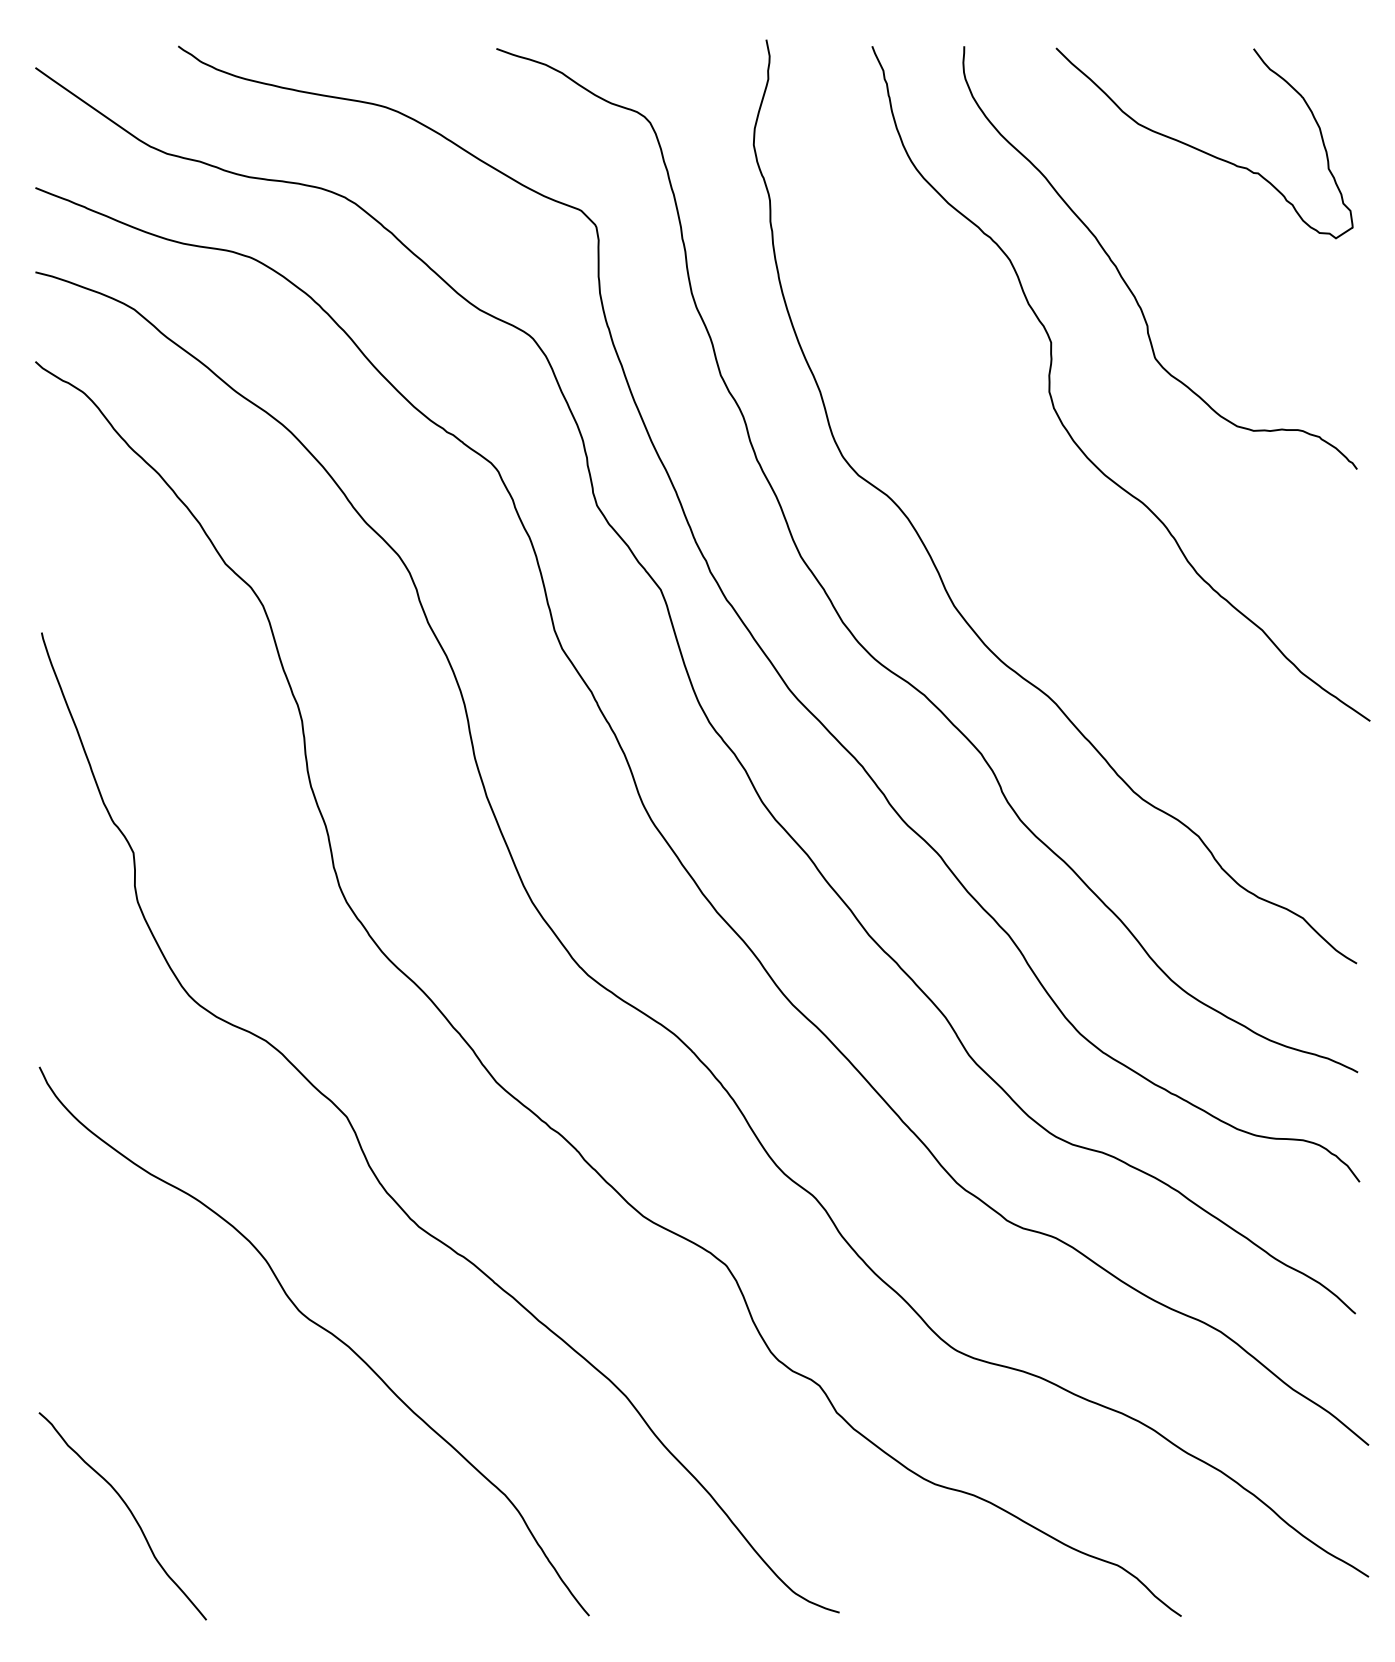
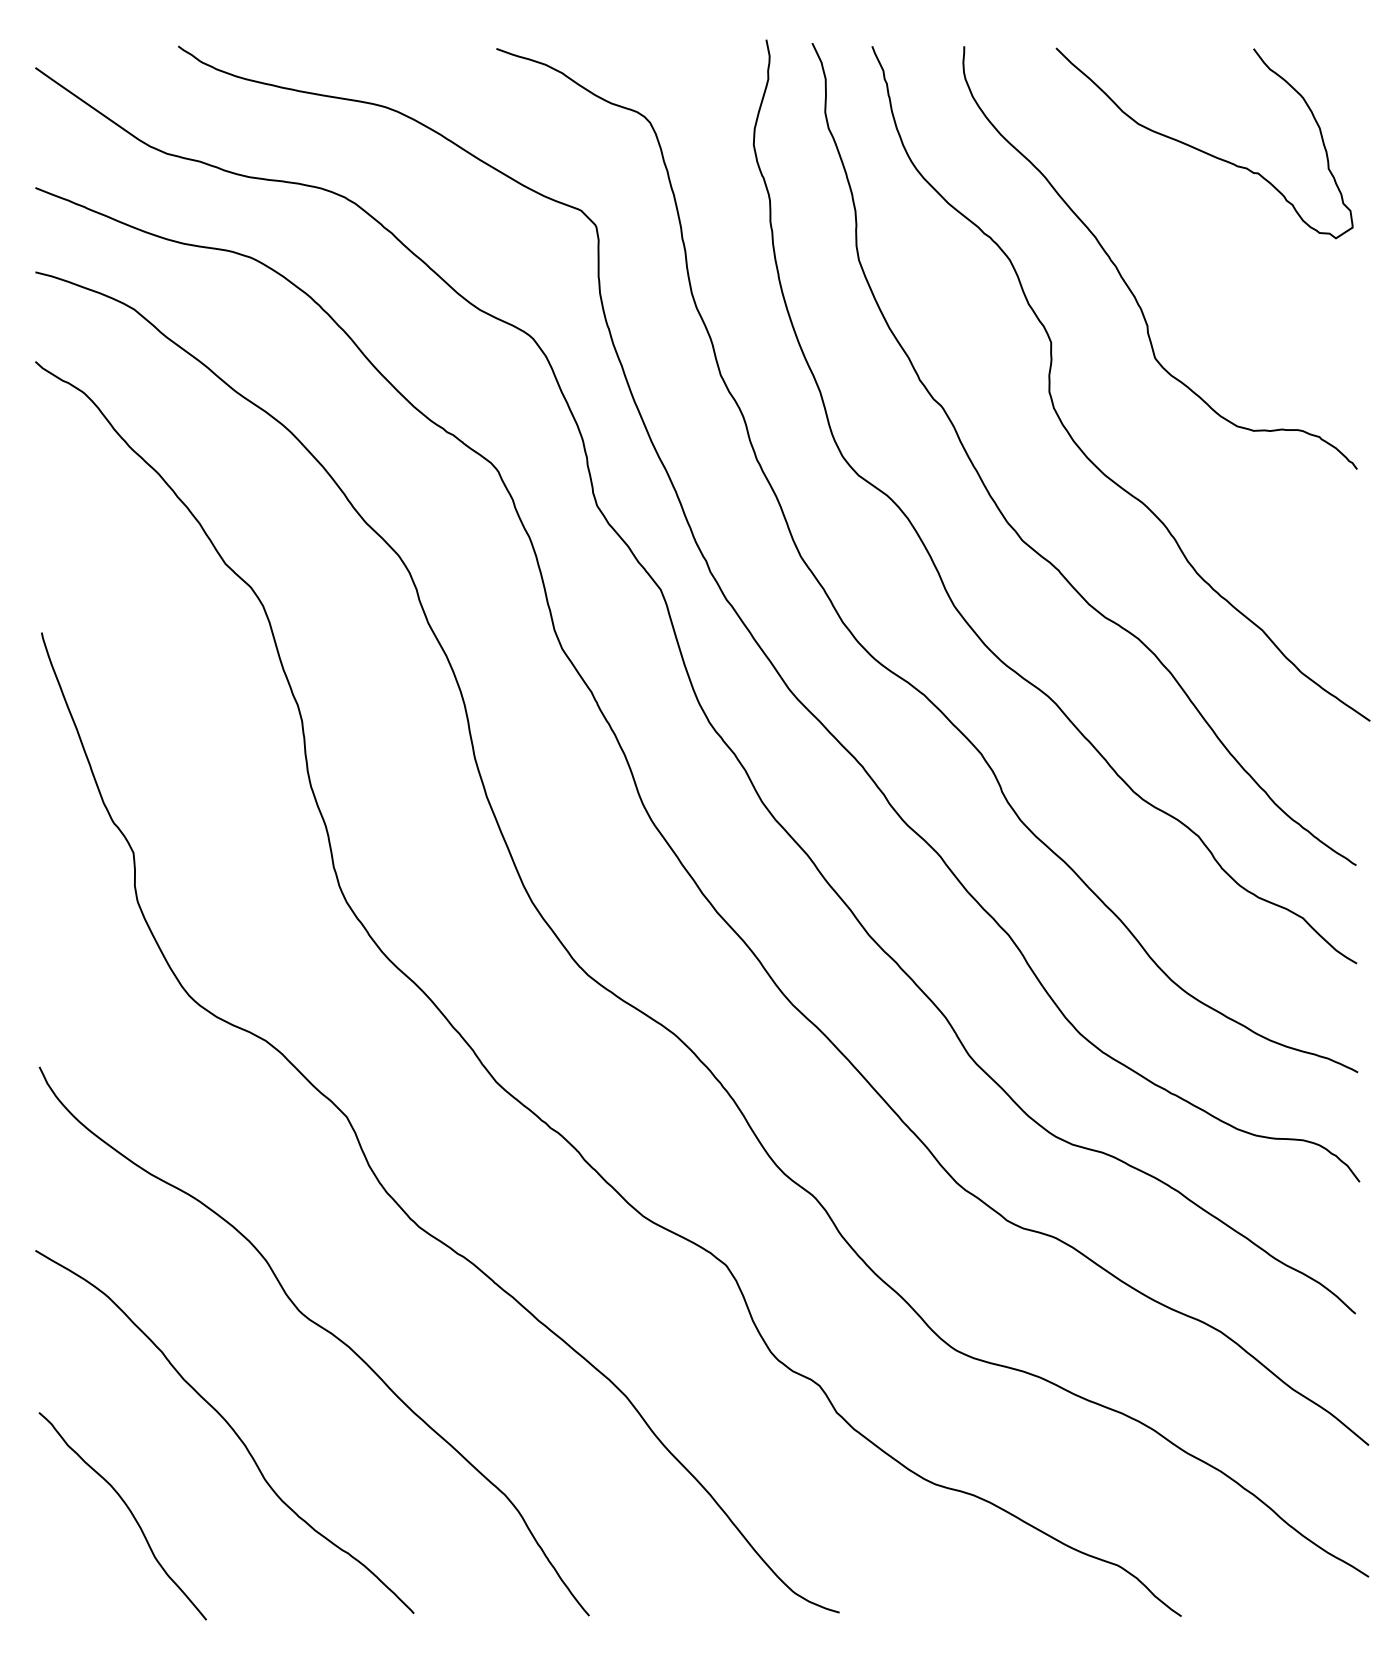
curve: none -> present (997, 504)
curve: none -> present (230, 1428)
